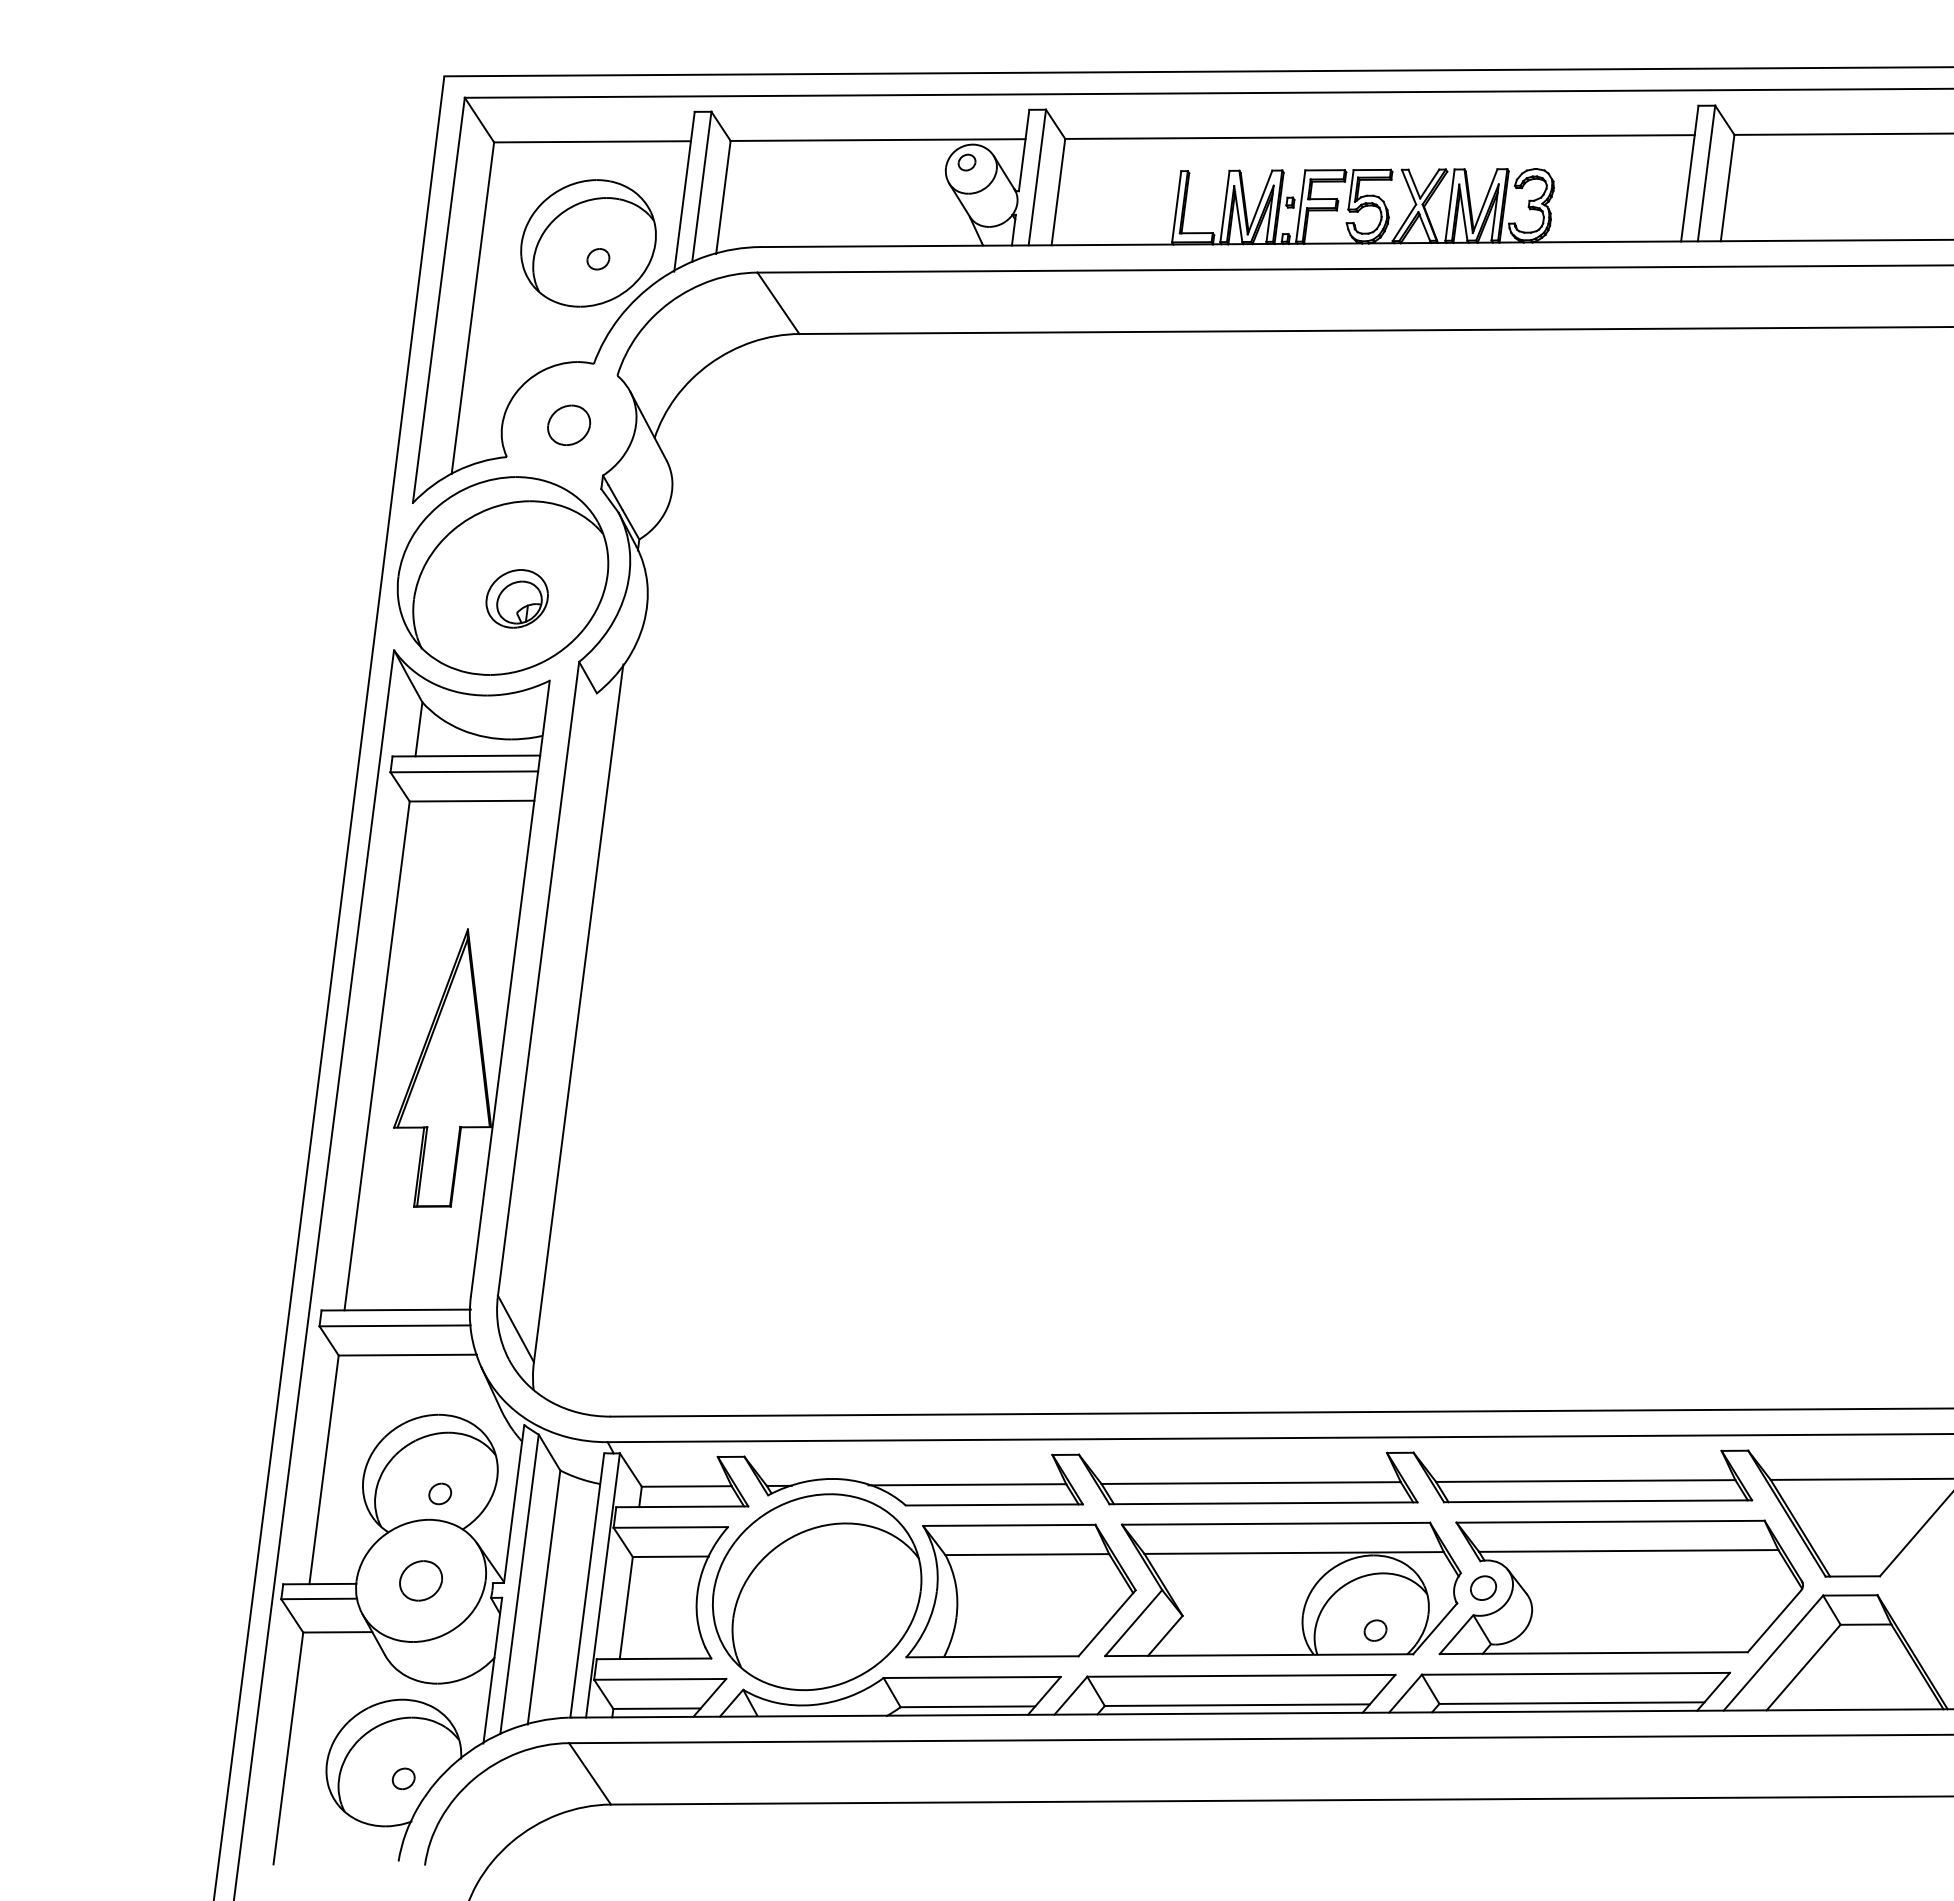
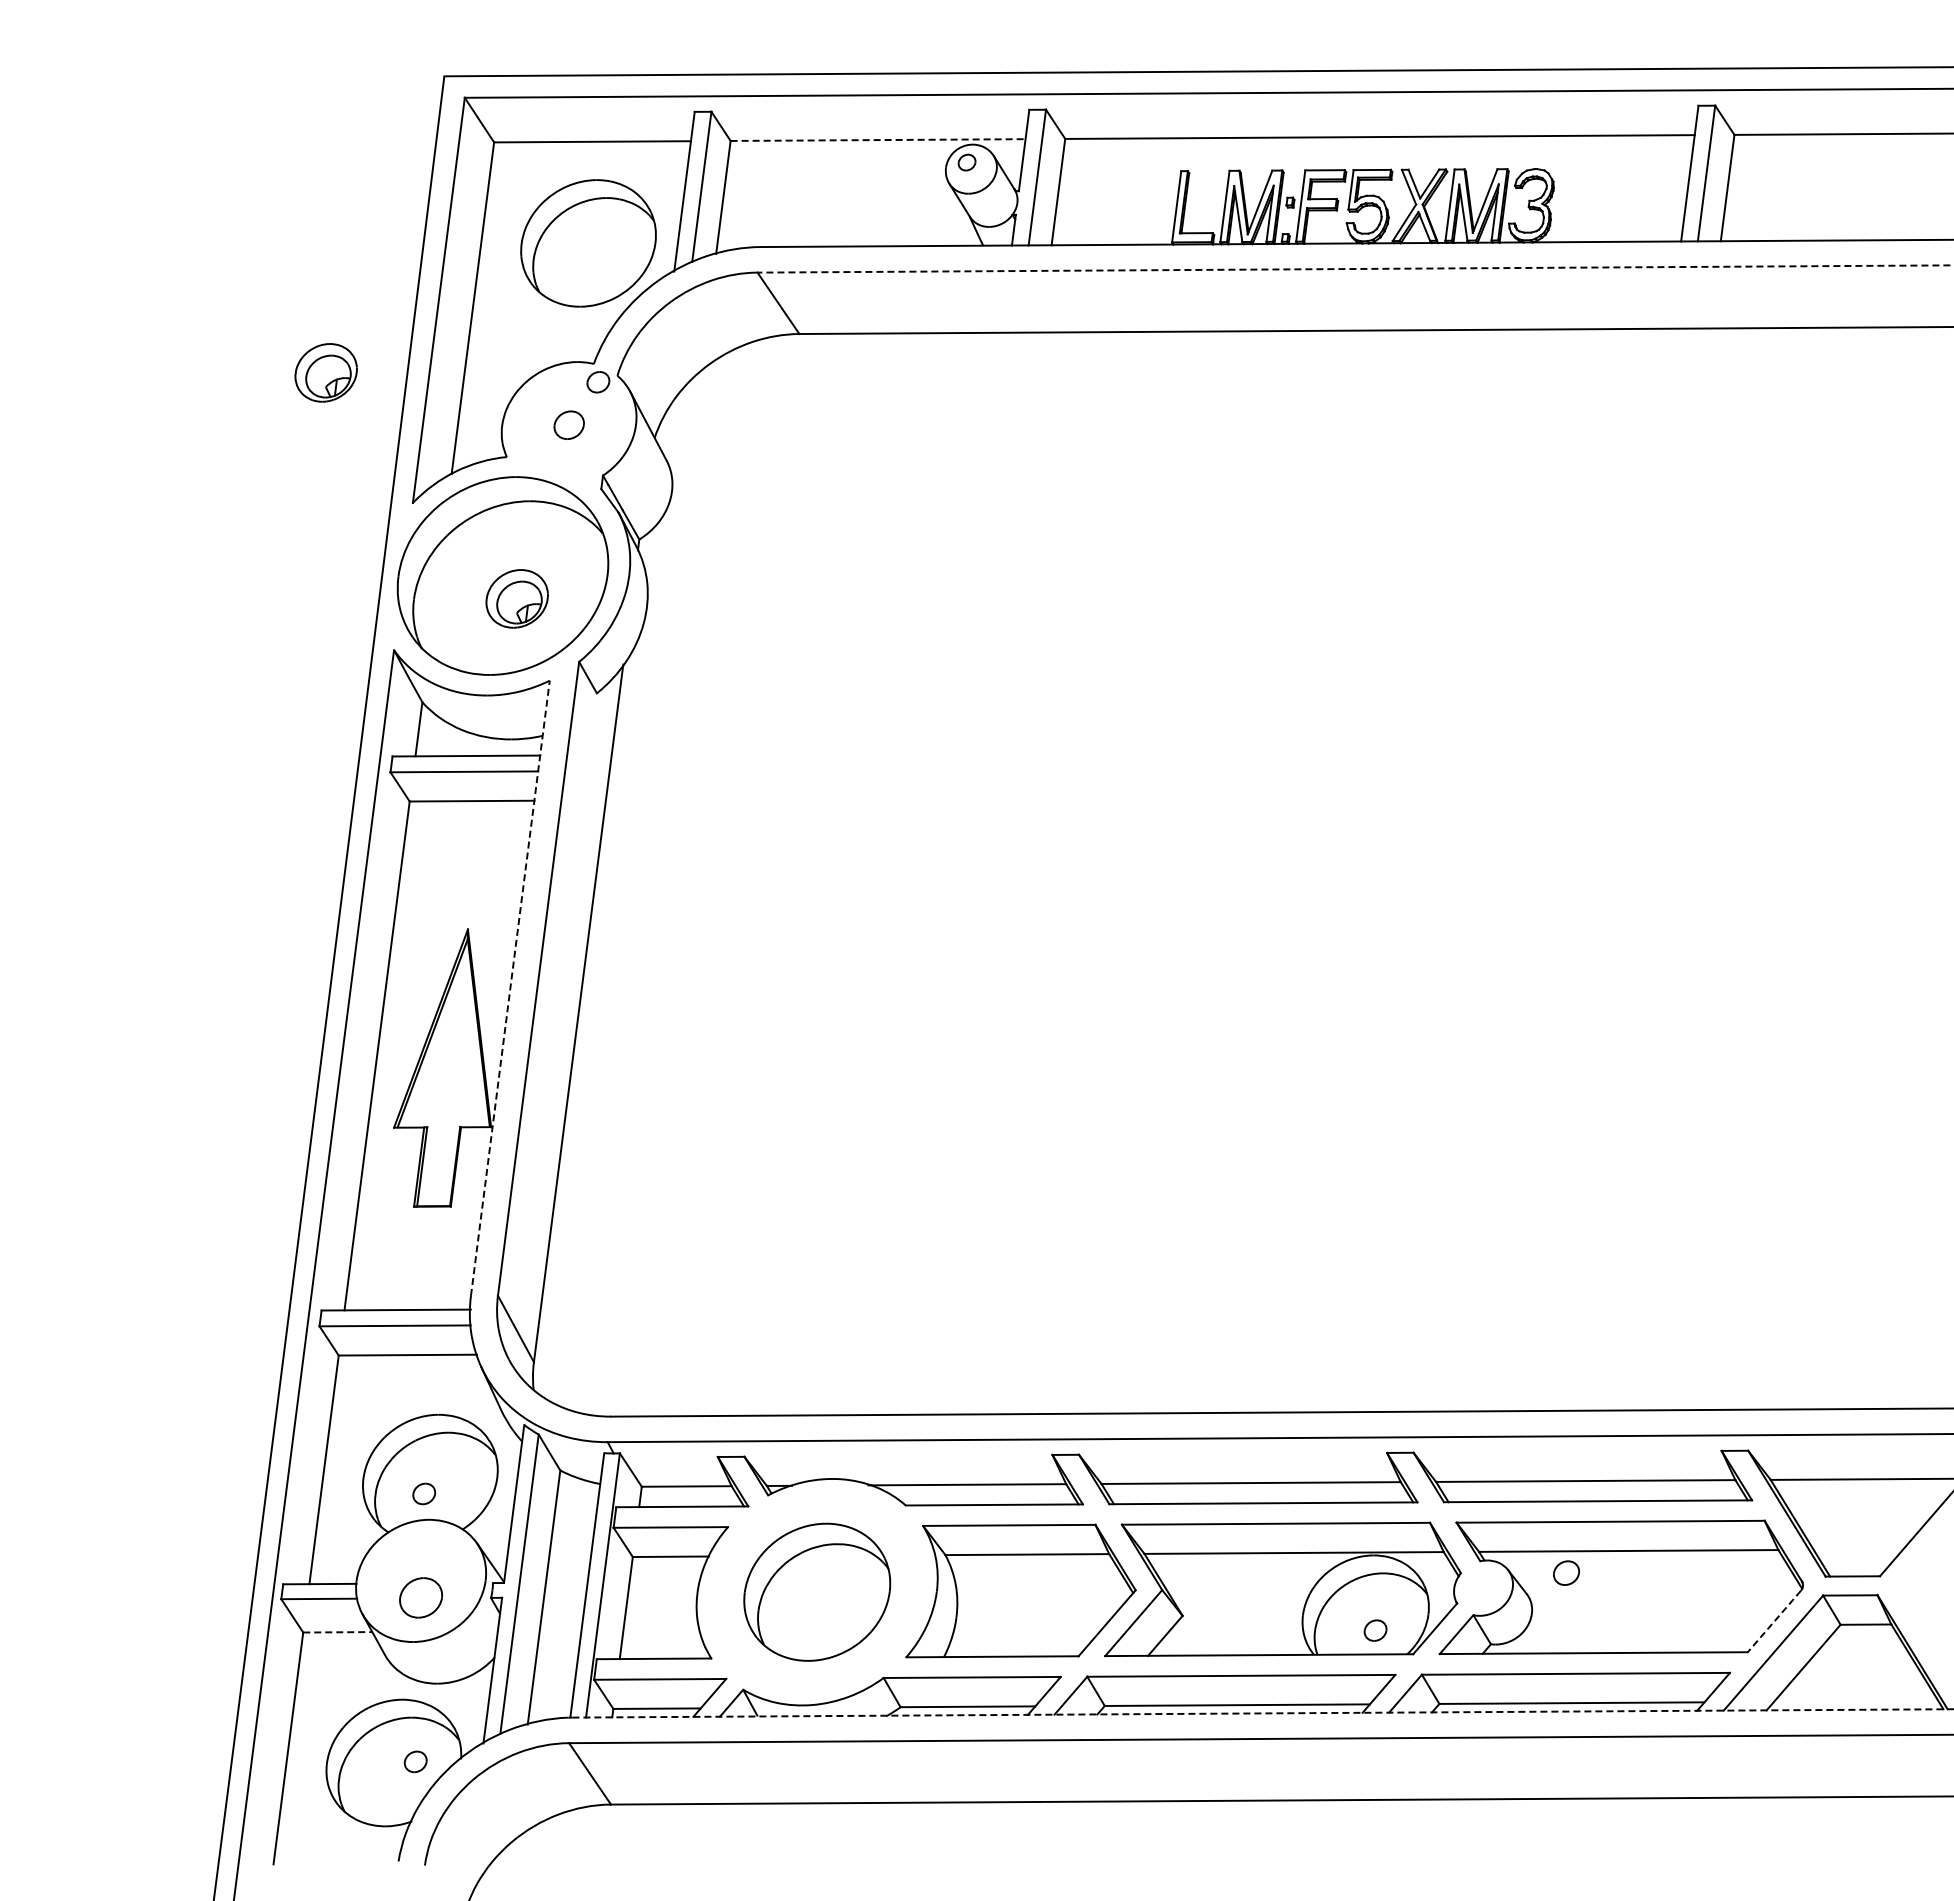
line: solid -> dashed (878, 140)
part position: (598, 259) -> (598, 382) (598, 382)
line: solid -> dashed (1355, 268)
part: none -> present (325, 372)
part size: 45x42 px -> 32x30 px (568, 424)
line: solid -> dashed (510, 987)
part position: (440, 1493) -> (424, 1493) (424, 1493)
part position: (420, 1580) -> (420, 1597) (420, 1597)
part position: (1483, 1587) -> (1566, 1572) (1566, 1572)
part size: 211x199 px -> 149x140 px (817, 1591)
line: solid -> dashed (1774, 1621)
line: solid -> dashed (337, 1632)
line: solid -> dashed (1263, 1713)
part position: (403, 1778) -> (415, 1761) (415, 1761)
